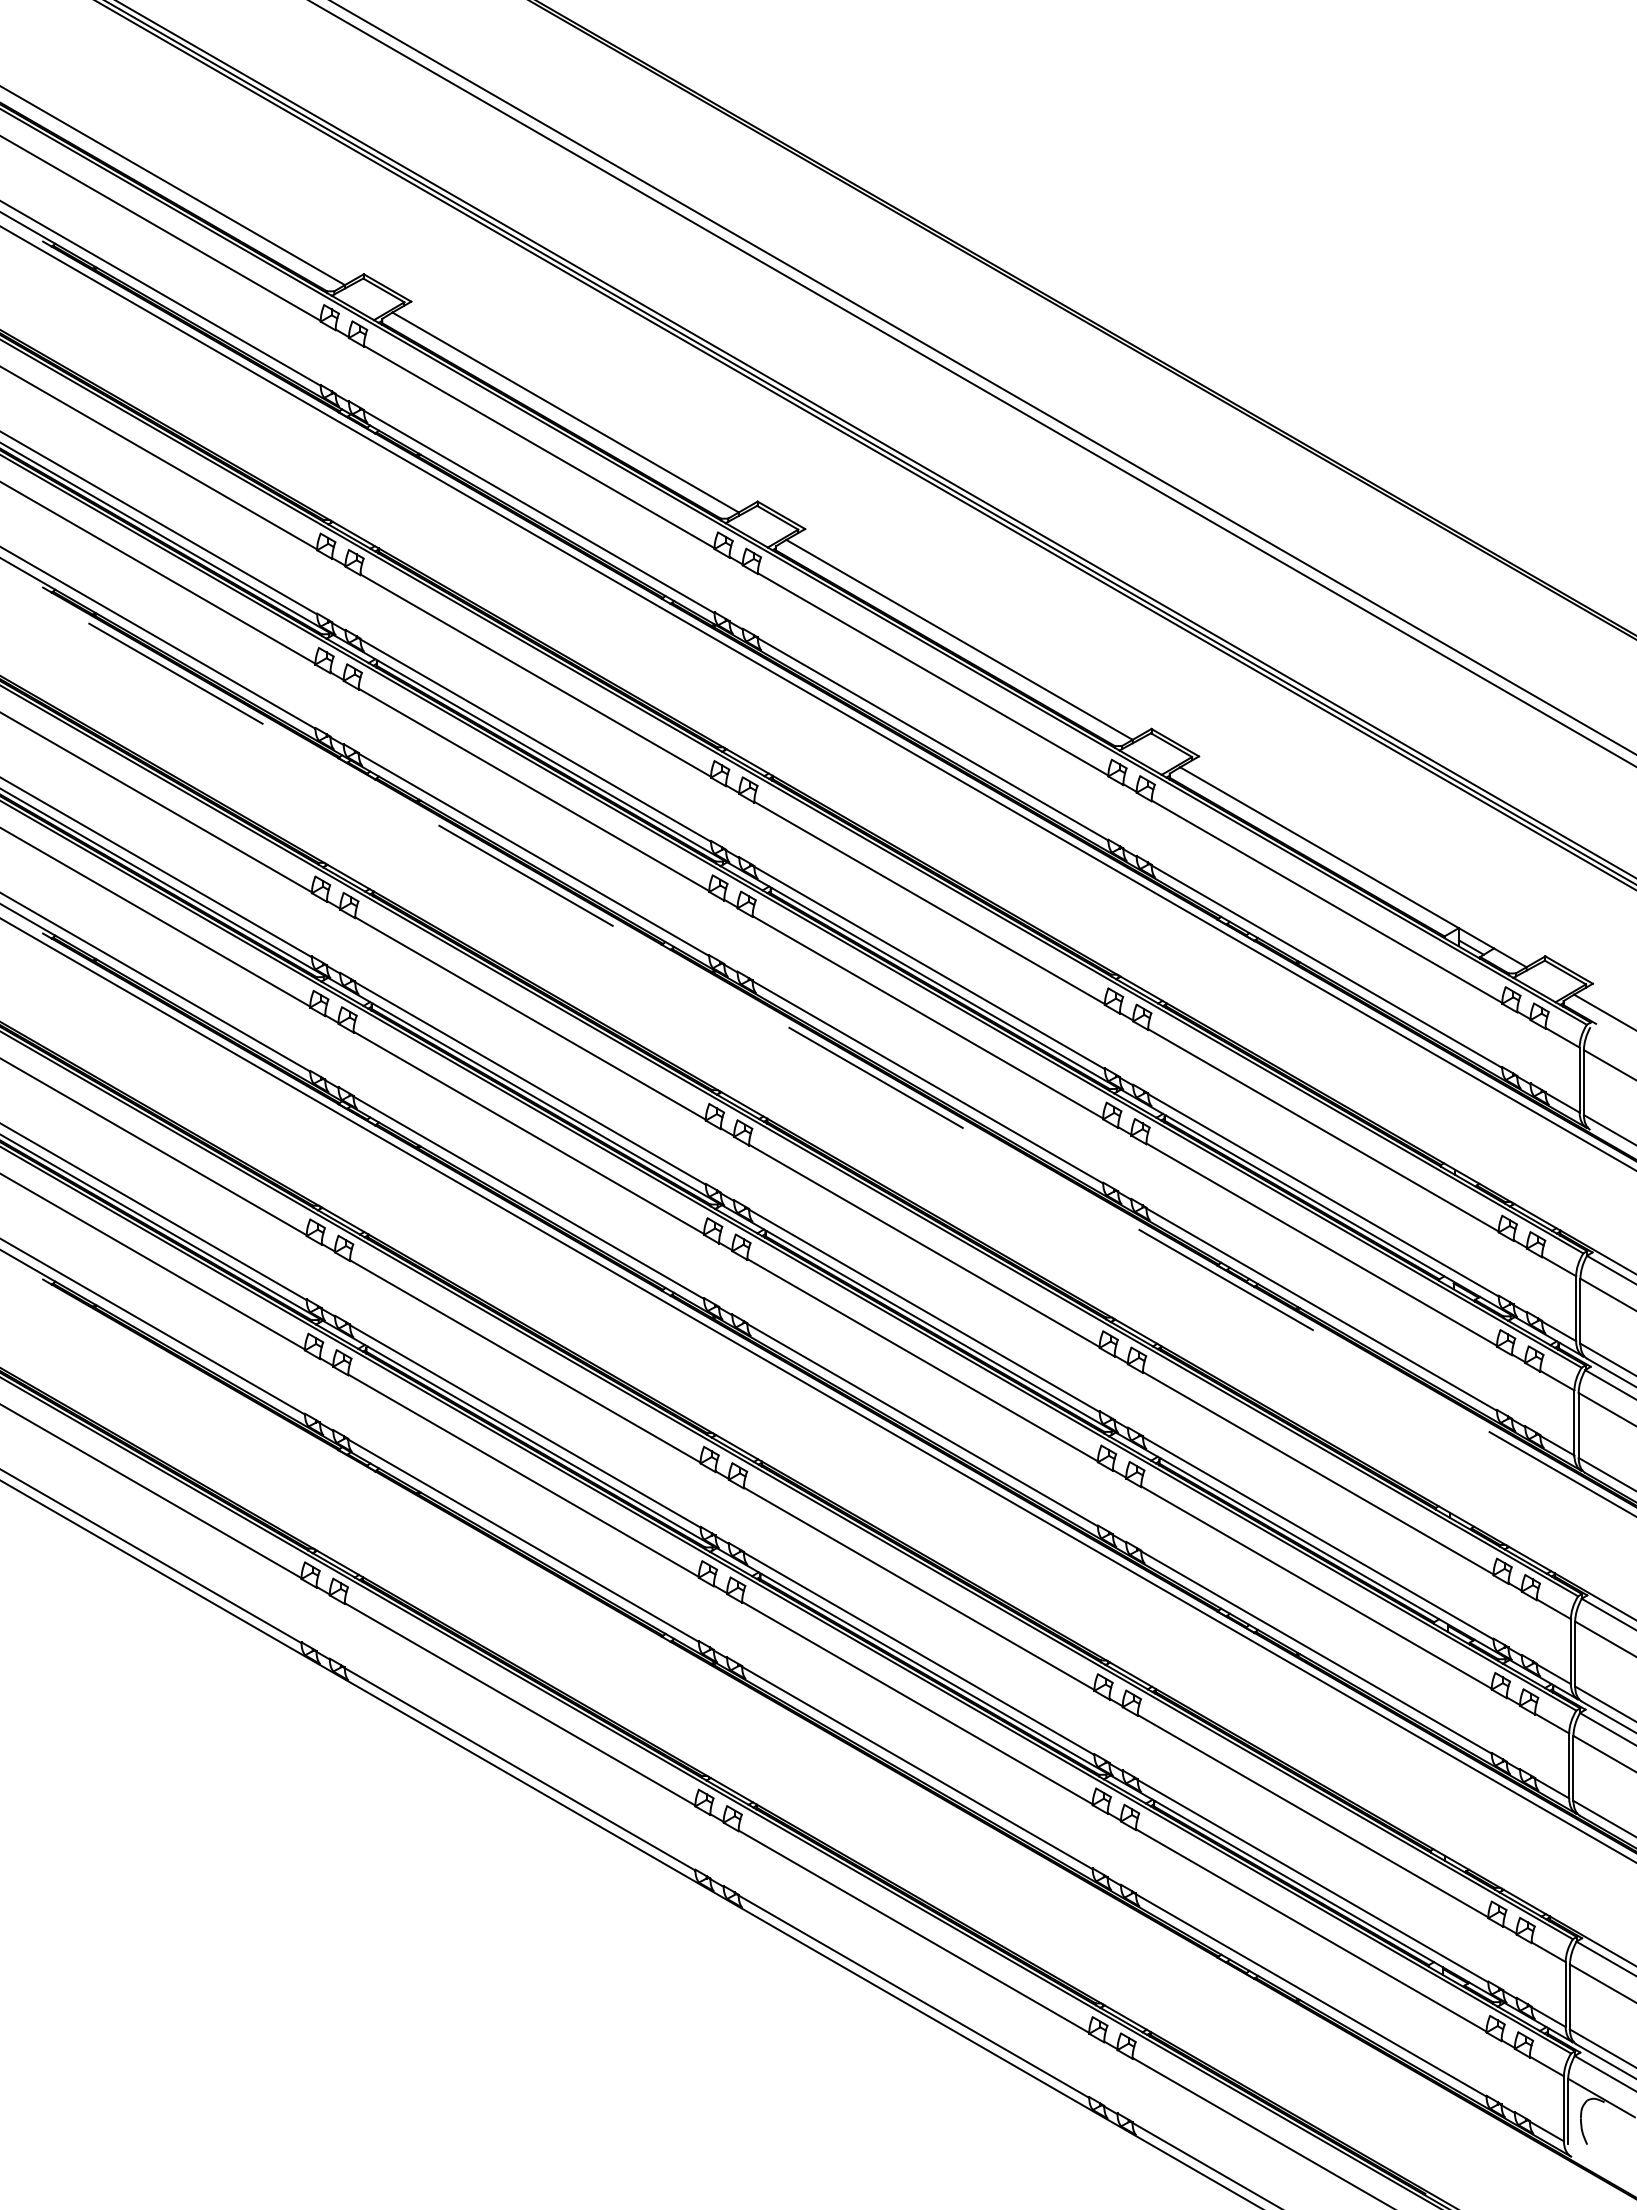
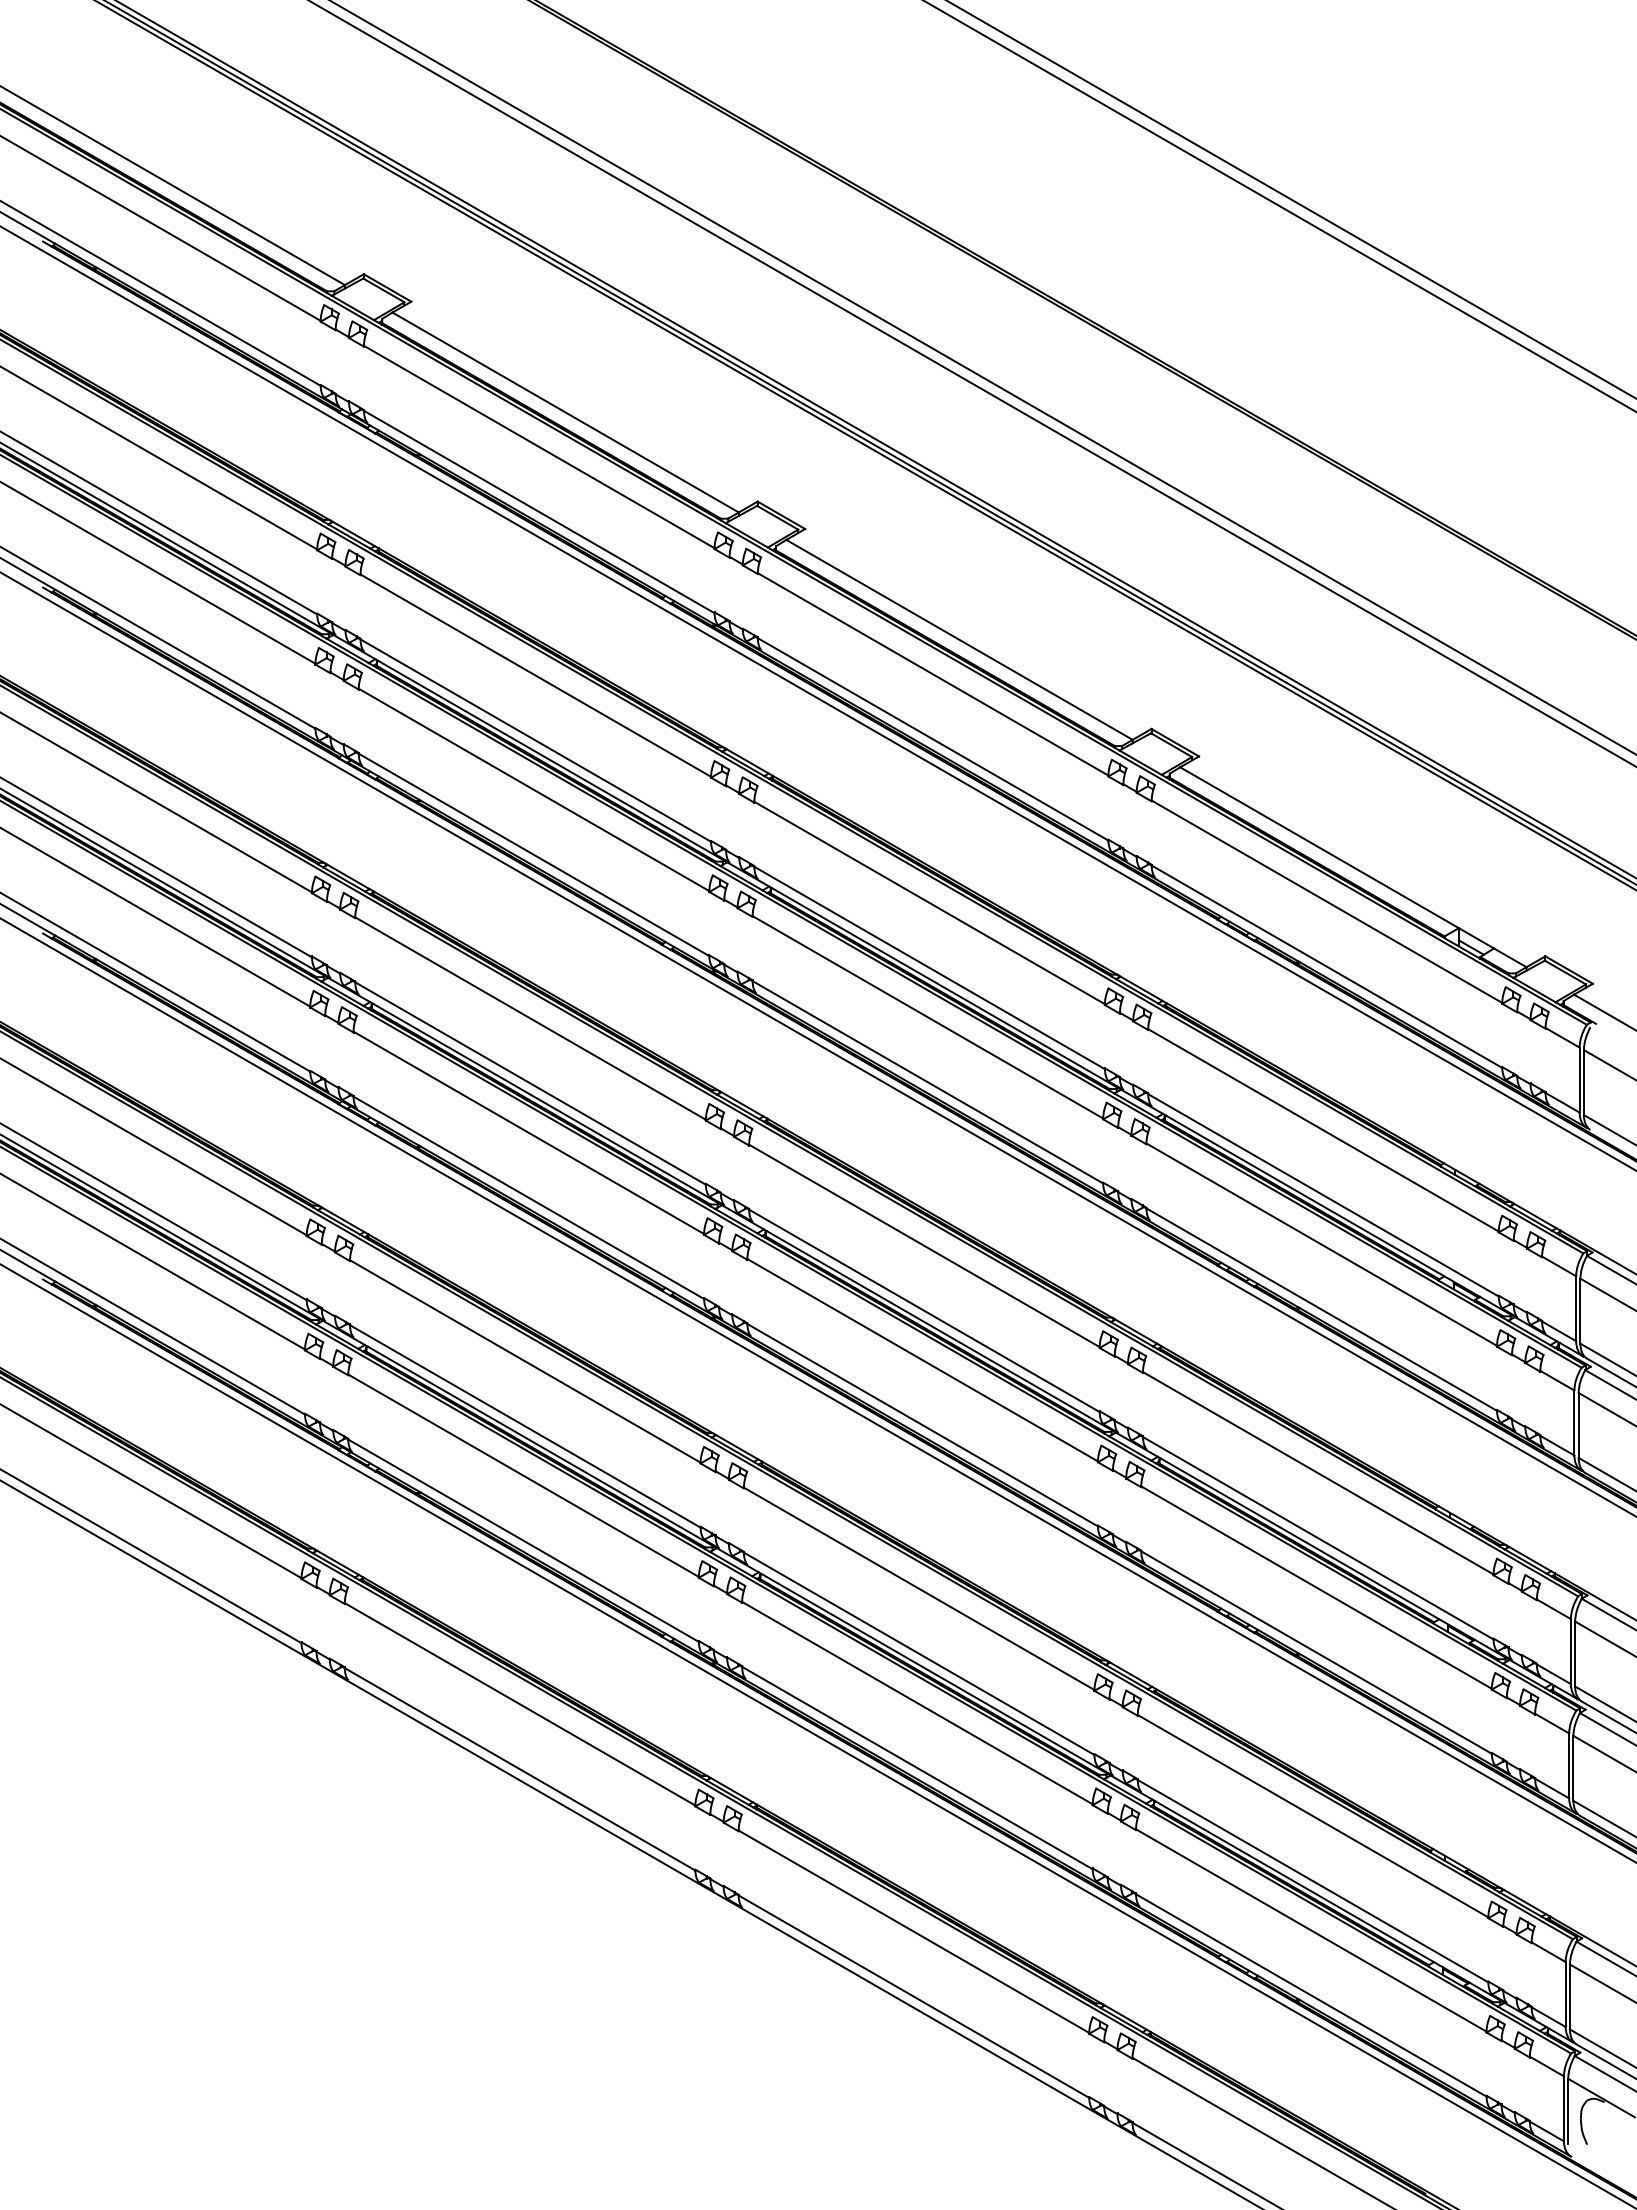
line: none -> present (1291, 199)
line: none -> present (1279, 206)
line: dashed -> solid (818, 1044)
line: none -> present (817, 1735)
